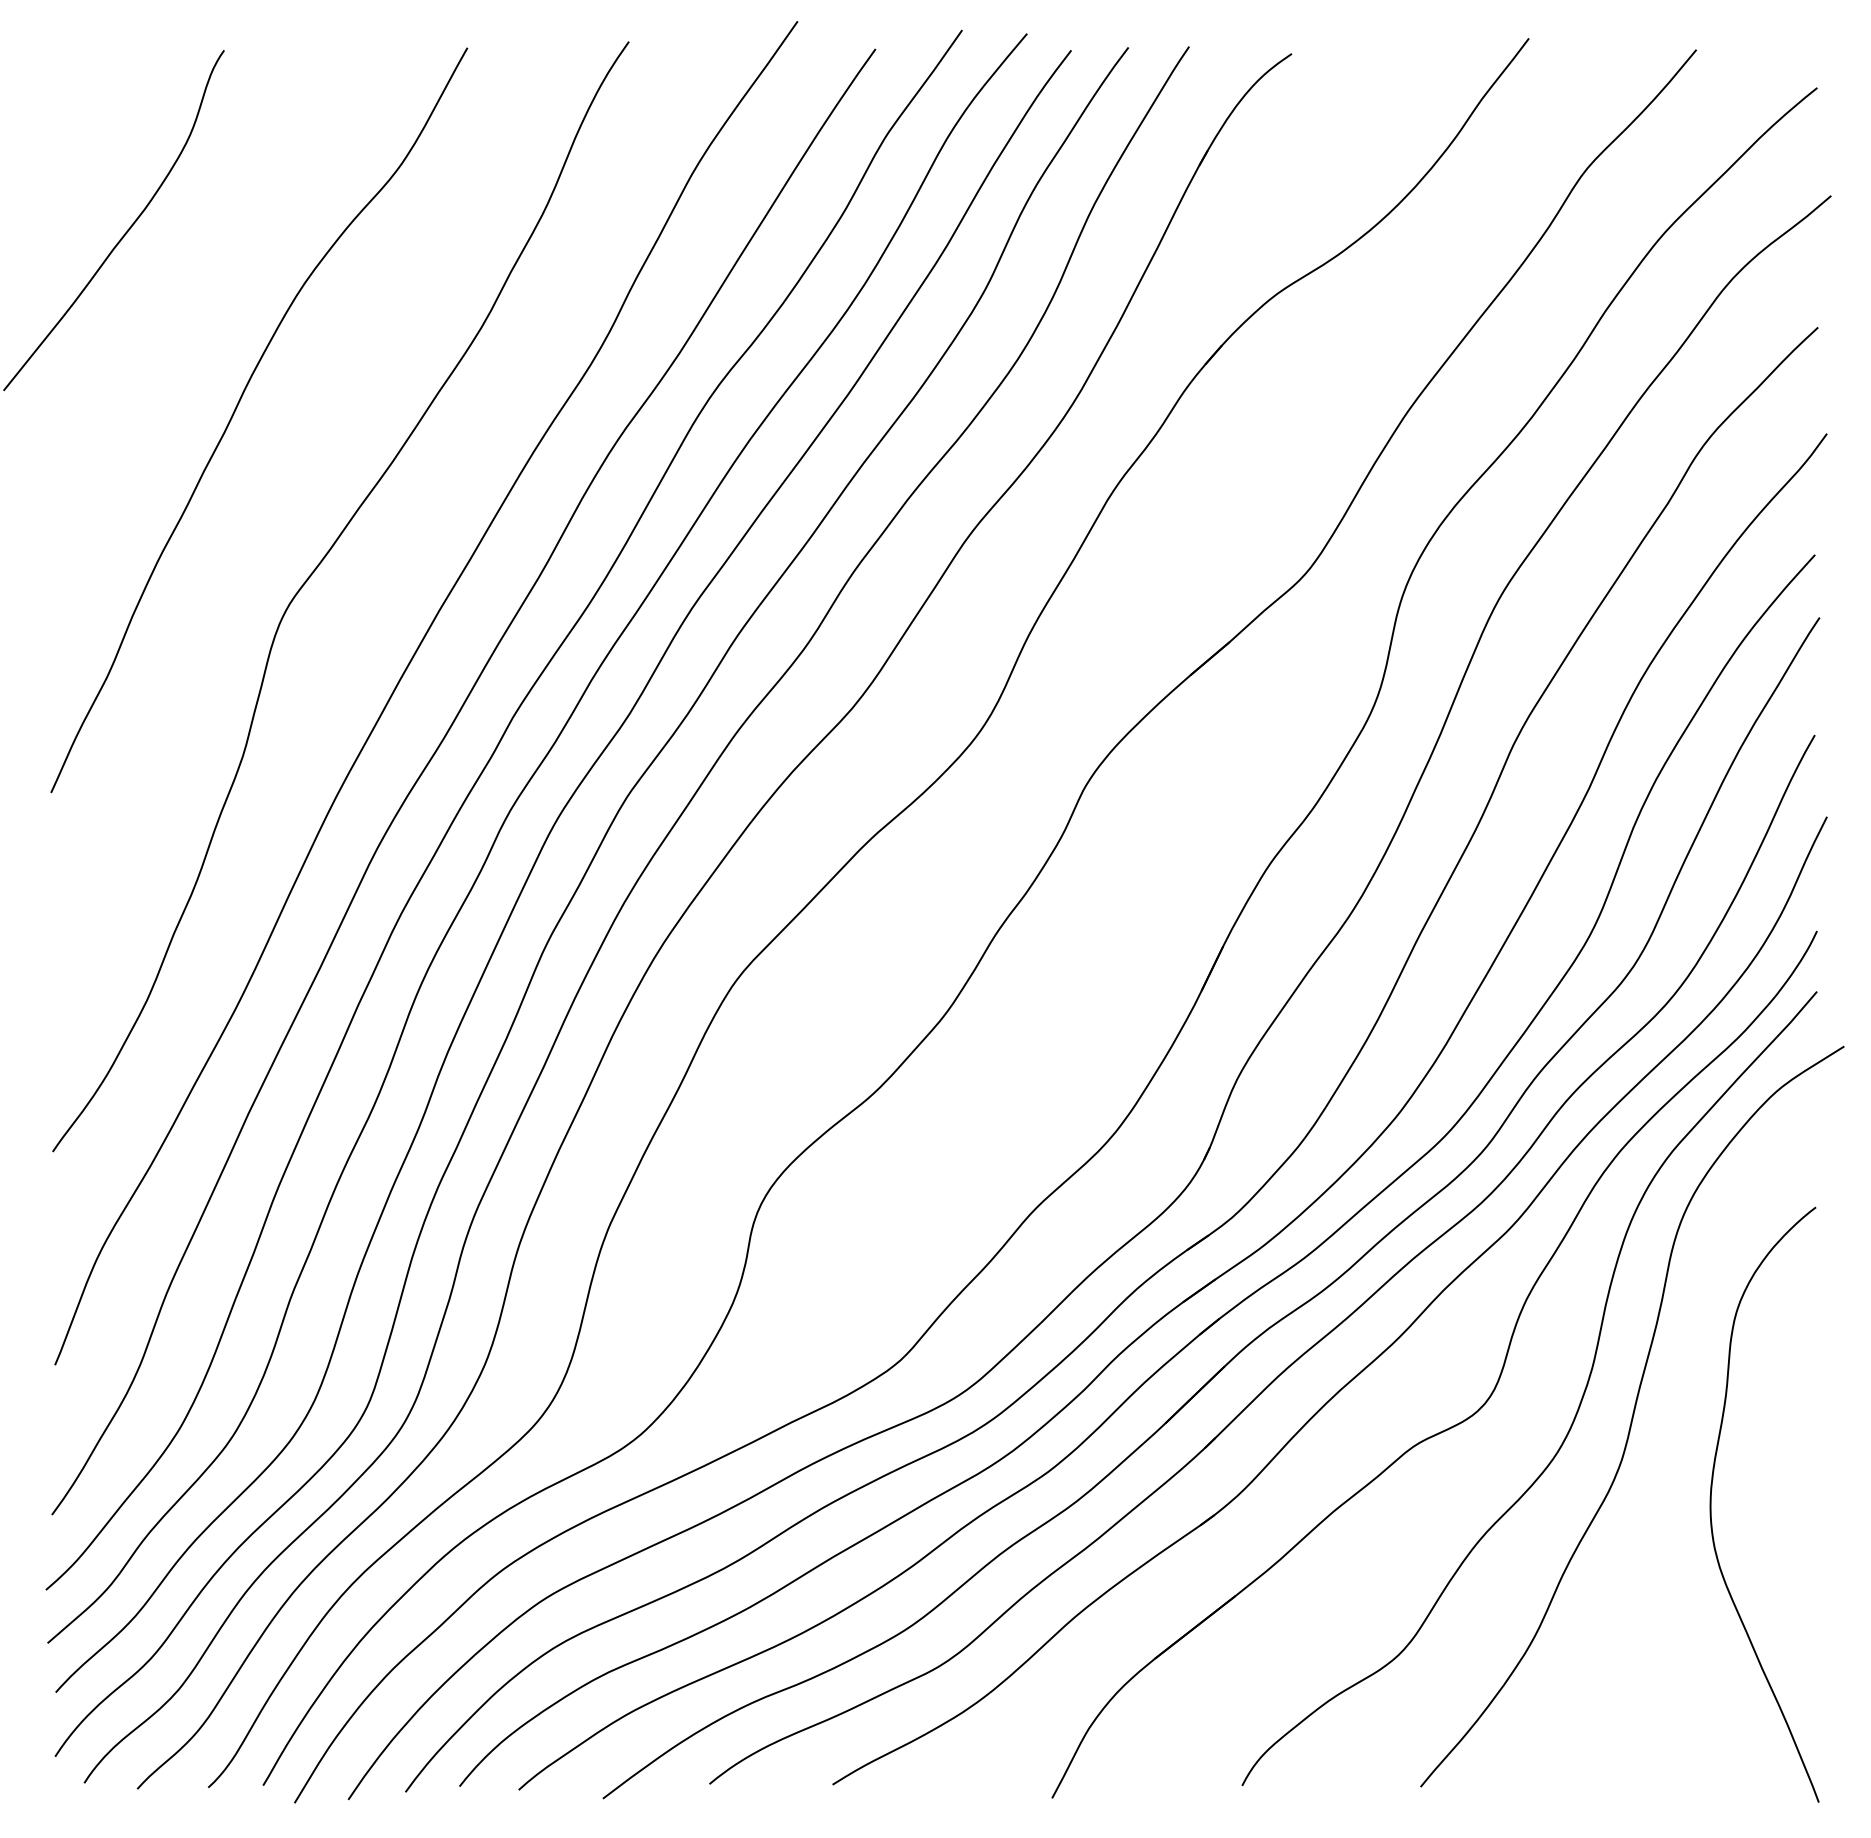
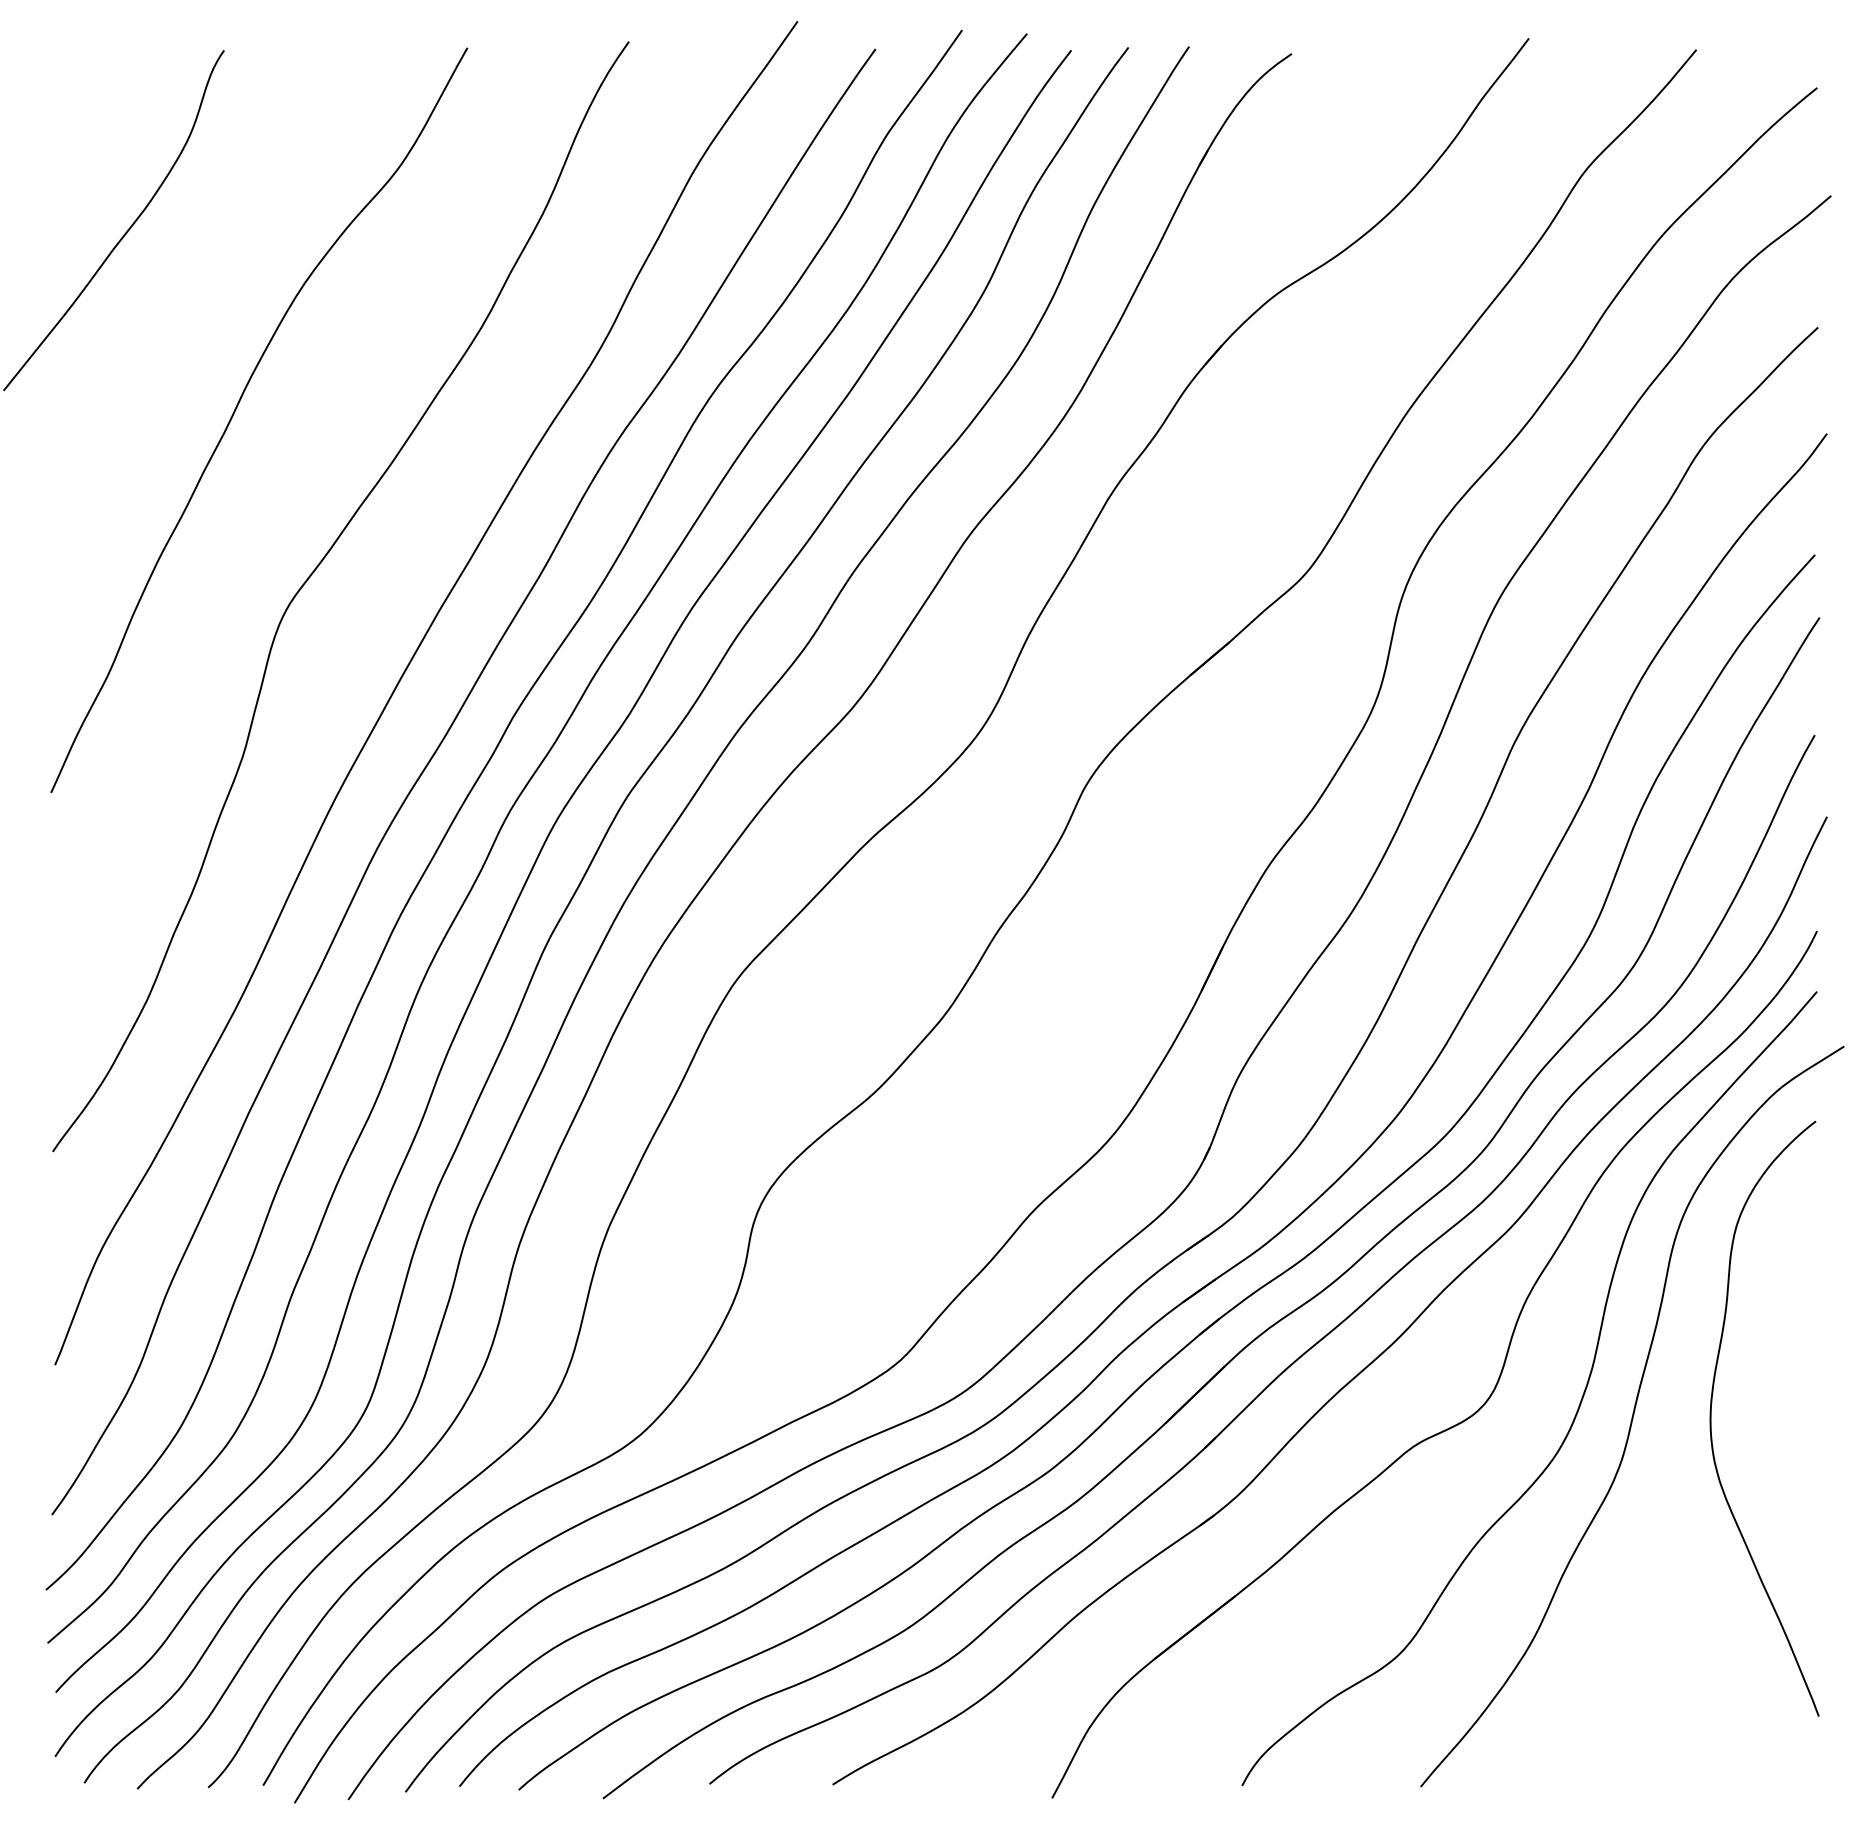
curve position: (1711, 1504) -> (1711, 1418) (1711, 1418)
